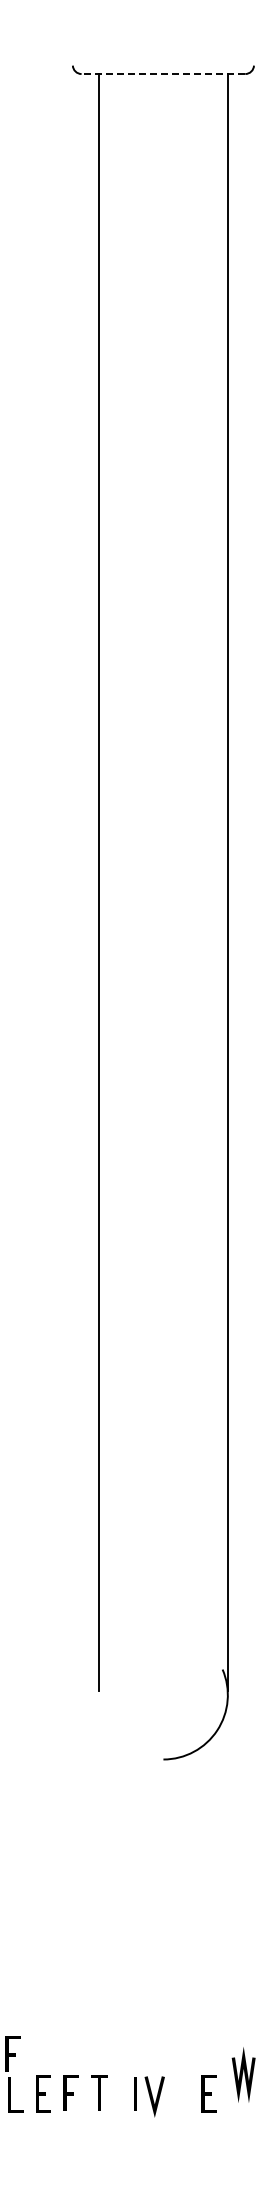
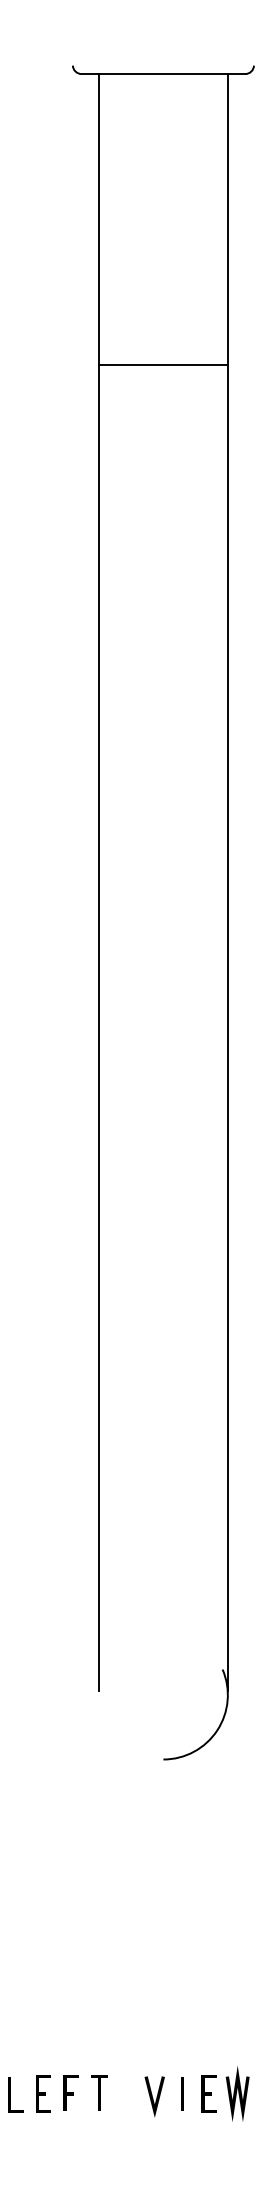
line: dashed -> solid (163, 74)
line: none -> present (163, 364)
part: present -> none (12, 2053)
line position: (242, 2074) -> (236, 2093) (236, 2093)
line position: (135, 2093) -> (182, 2093) (182, 2093)
